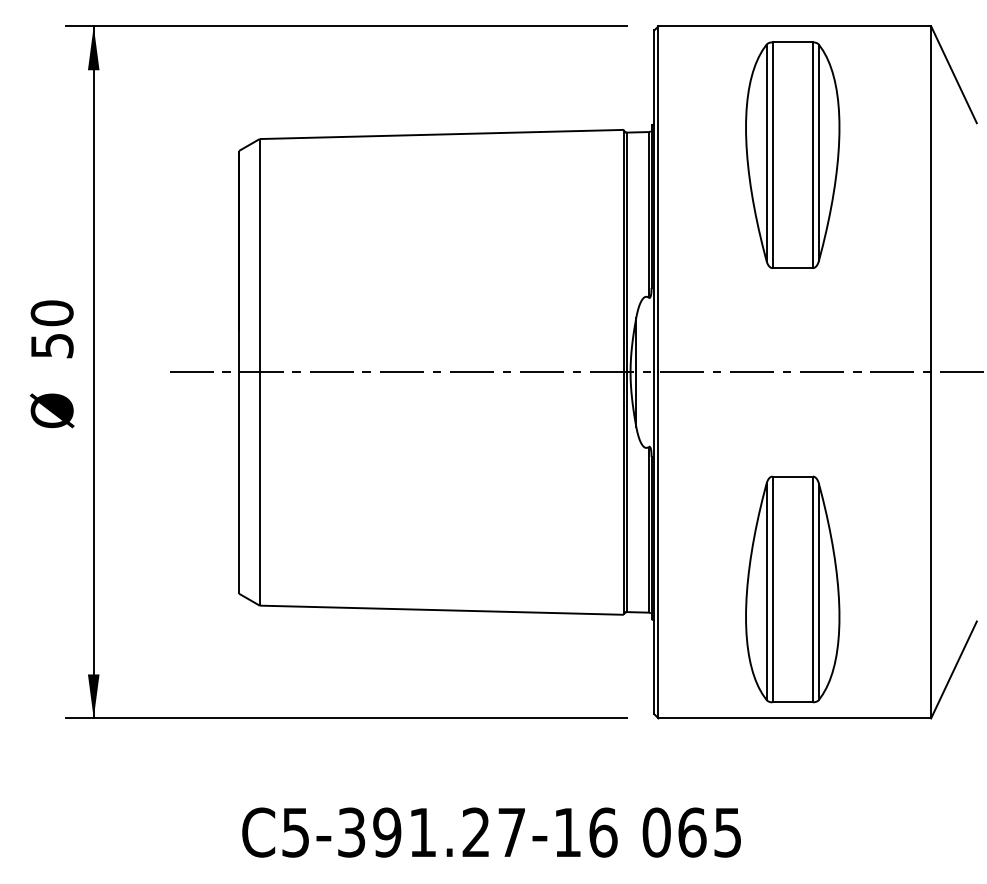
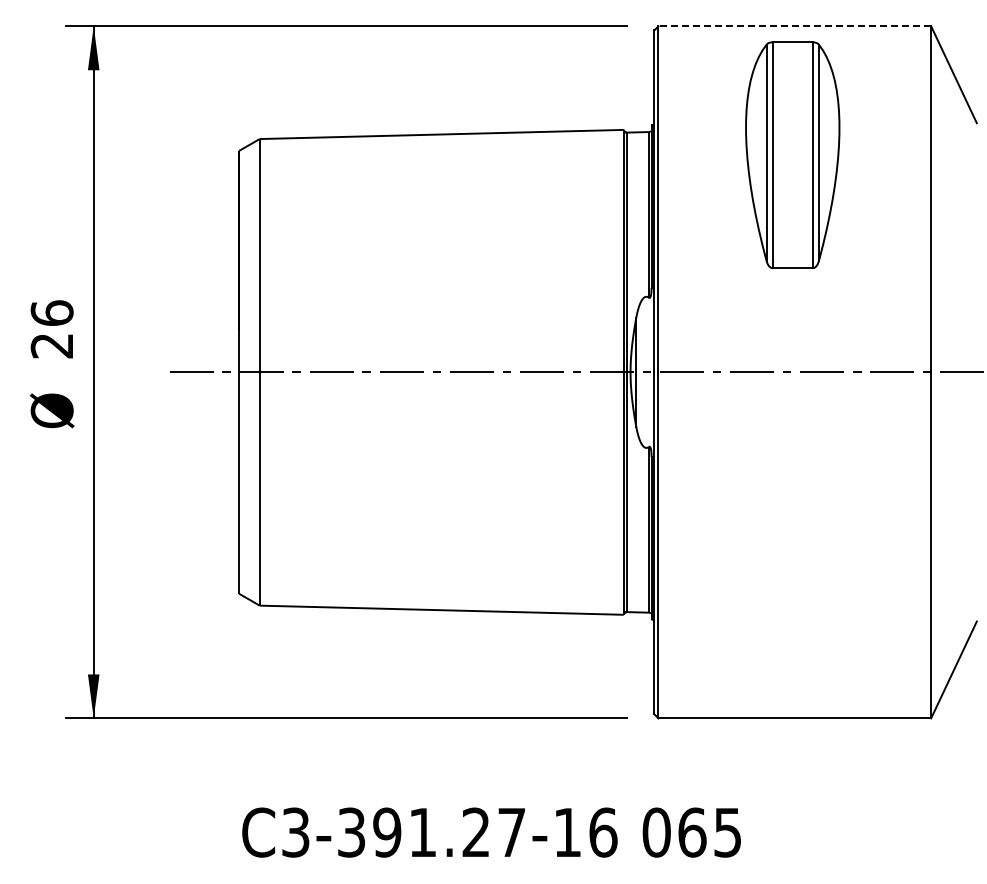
line: solid -> dashed (794, 26)
text: 50 -> 26 (51, 329)
part: present -> none (792, 589)
text: C5-391.27-16 -> C3-391.27-16 (295, 832)
